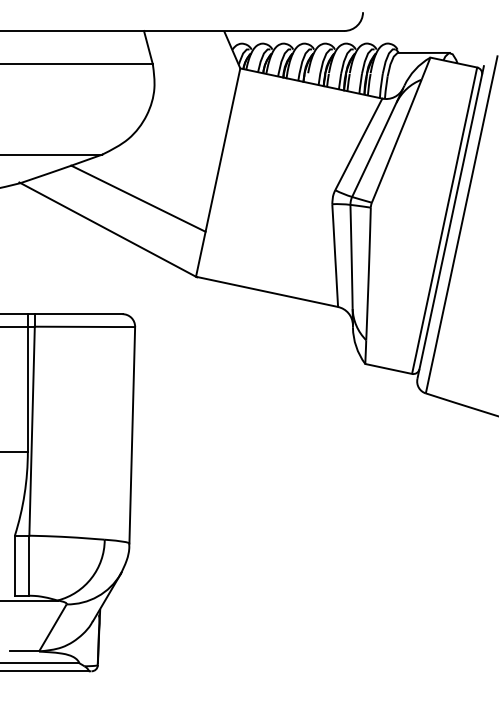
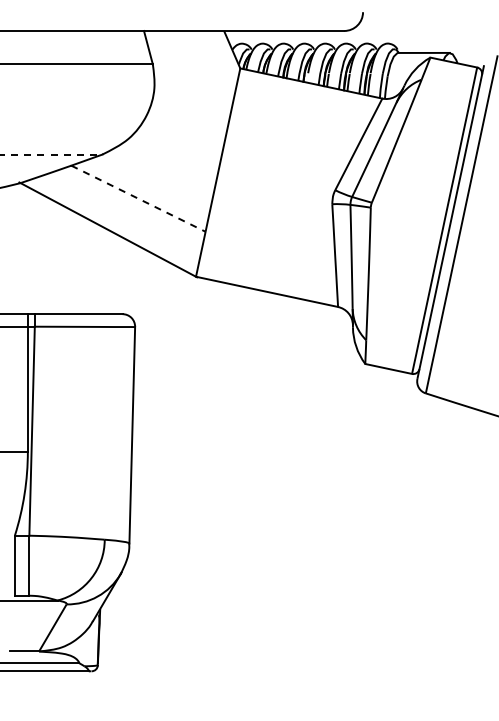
line: solid -> dashed (51, 154)
line: solid -> dashed (138, 198)
